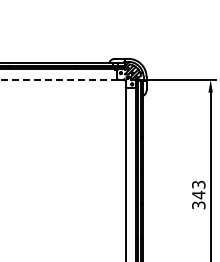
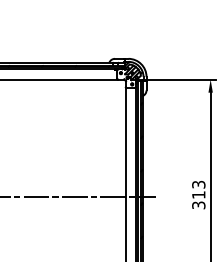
line: dashed -> solid (59, 79)
text: 343 -> 313 (198, 194)
line: none -> present (78, 197)
